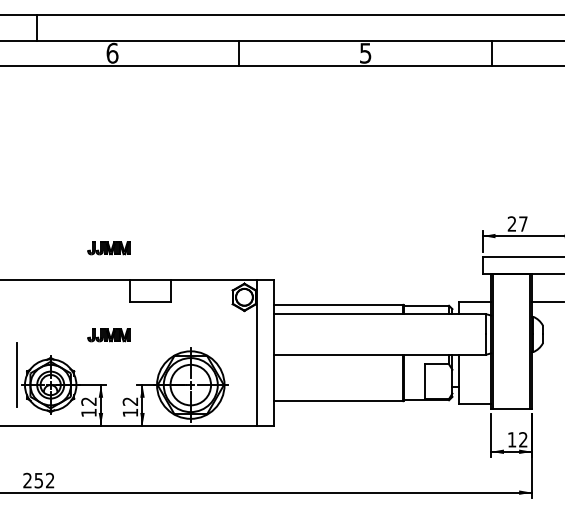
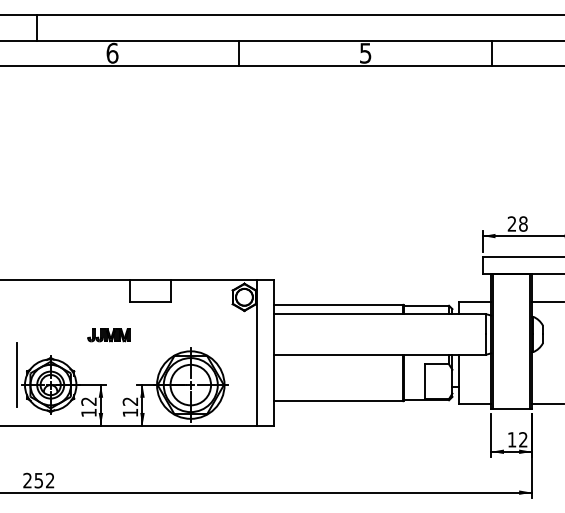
text: 27 -> 28 (523, 223)
part: present -> none (108, 248)
line: none -> present (546, 403)
